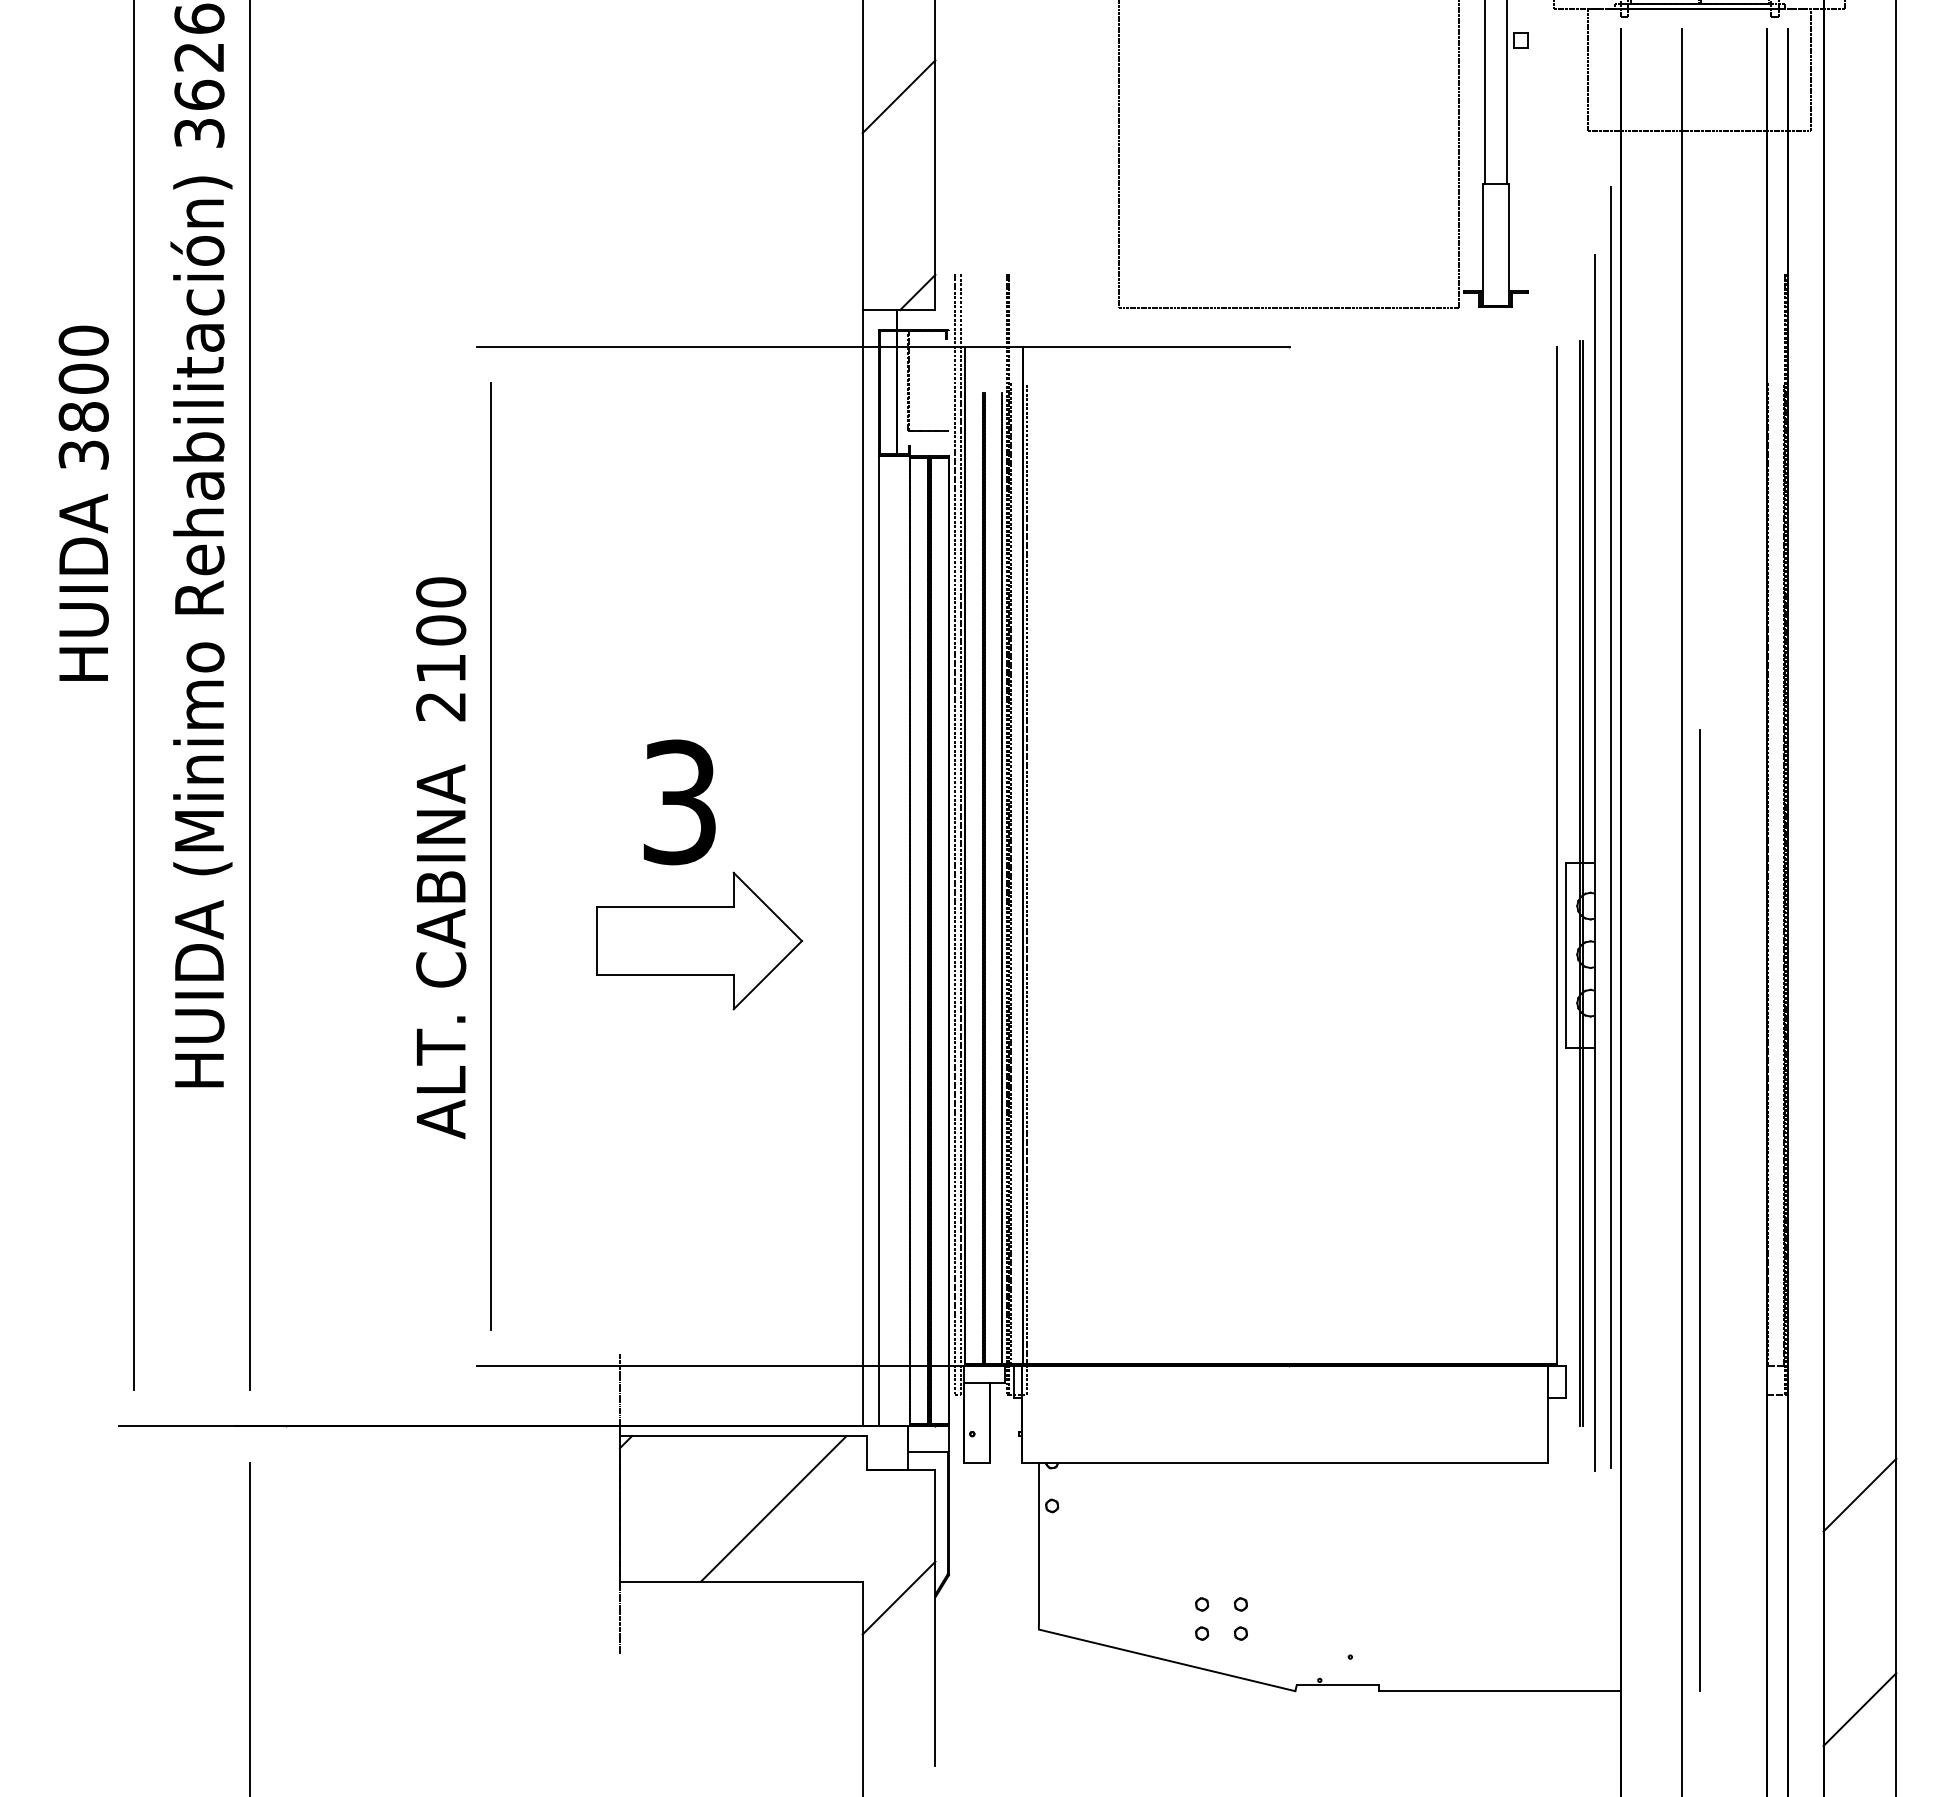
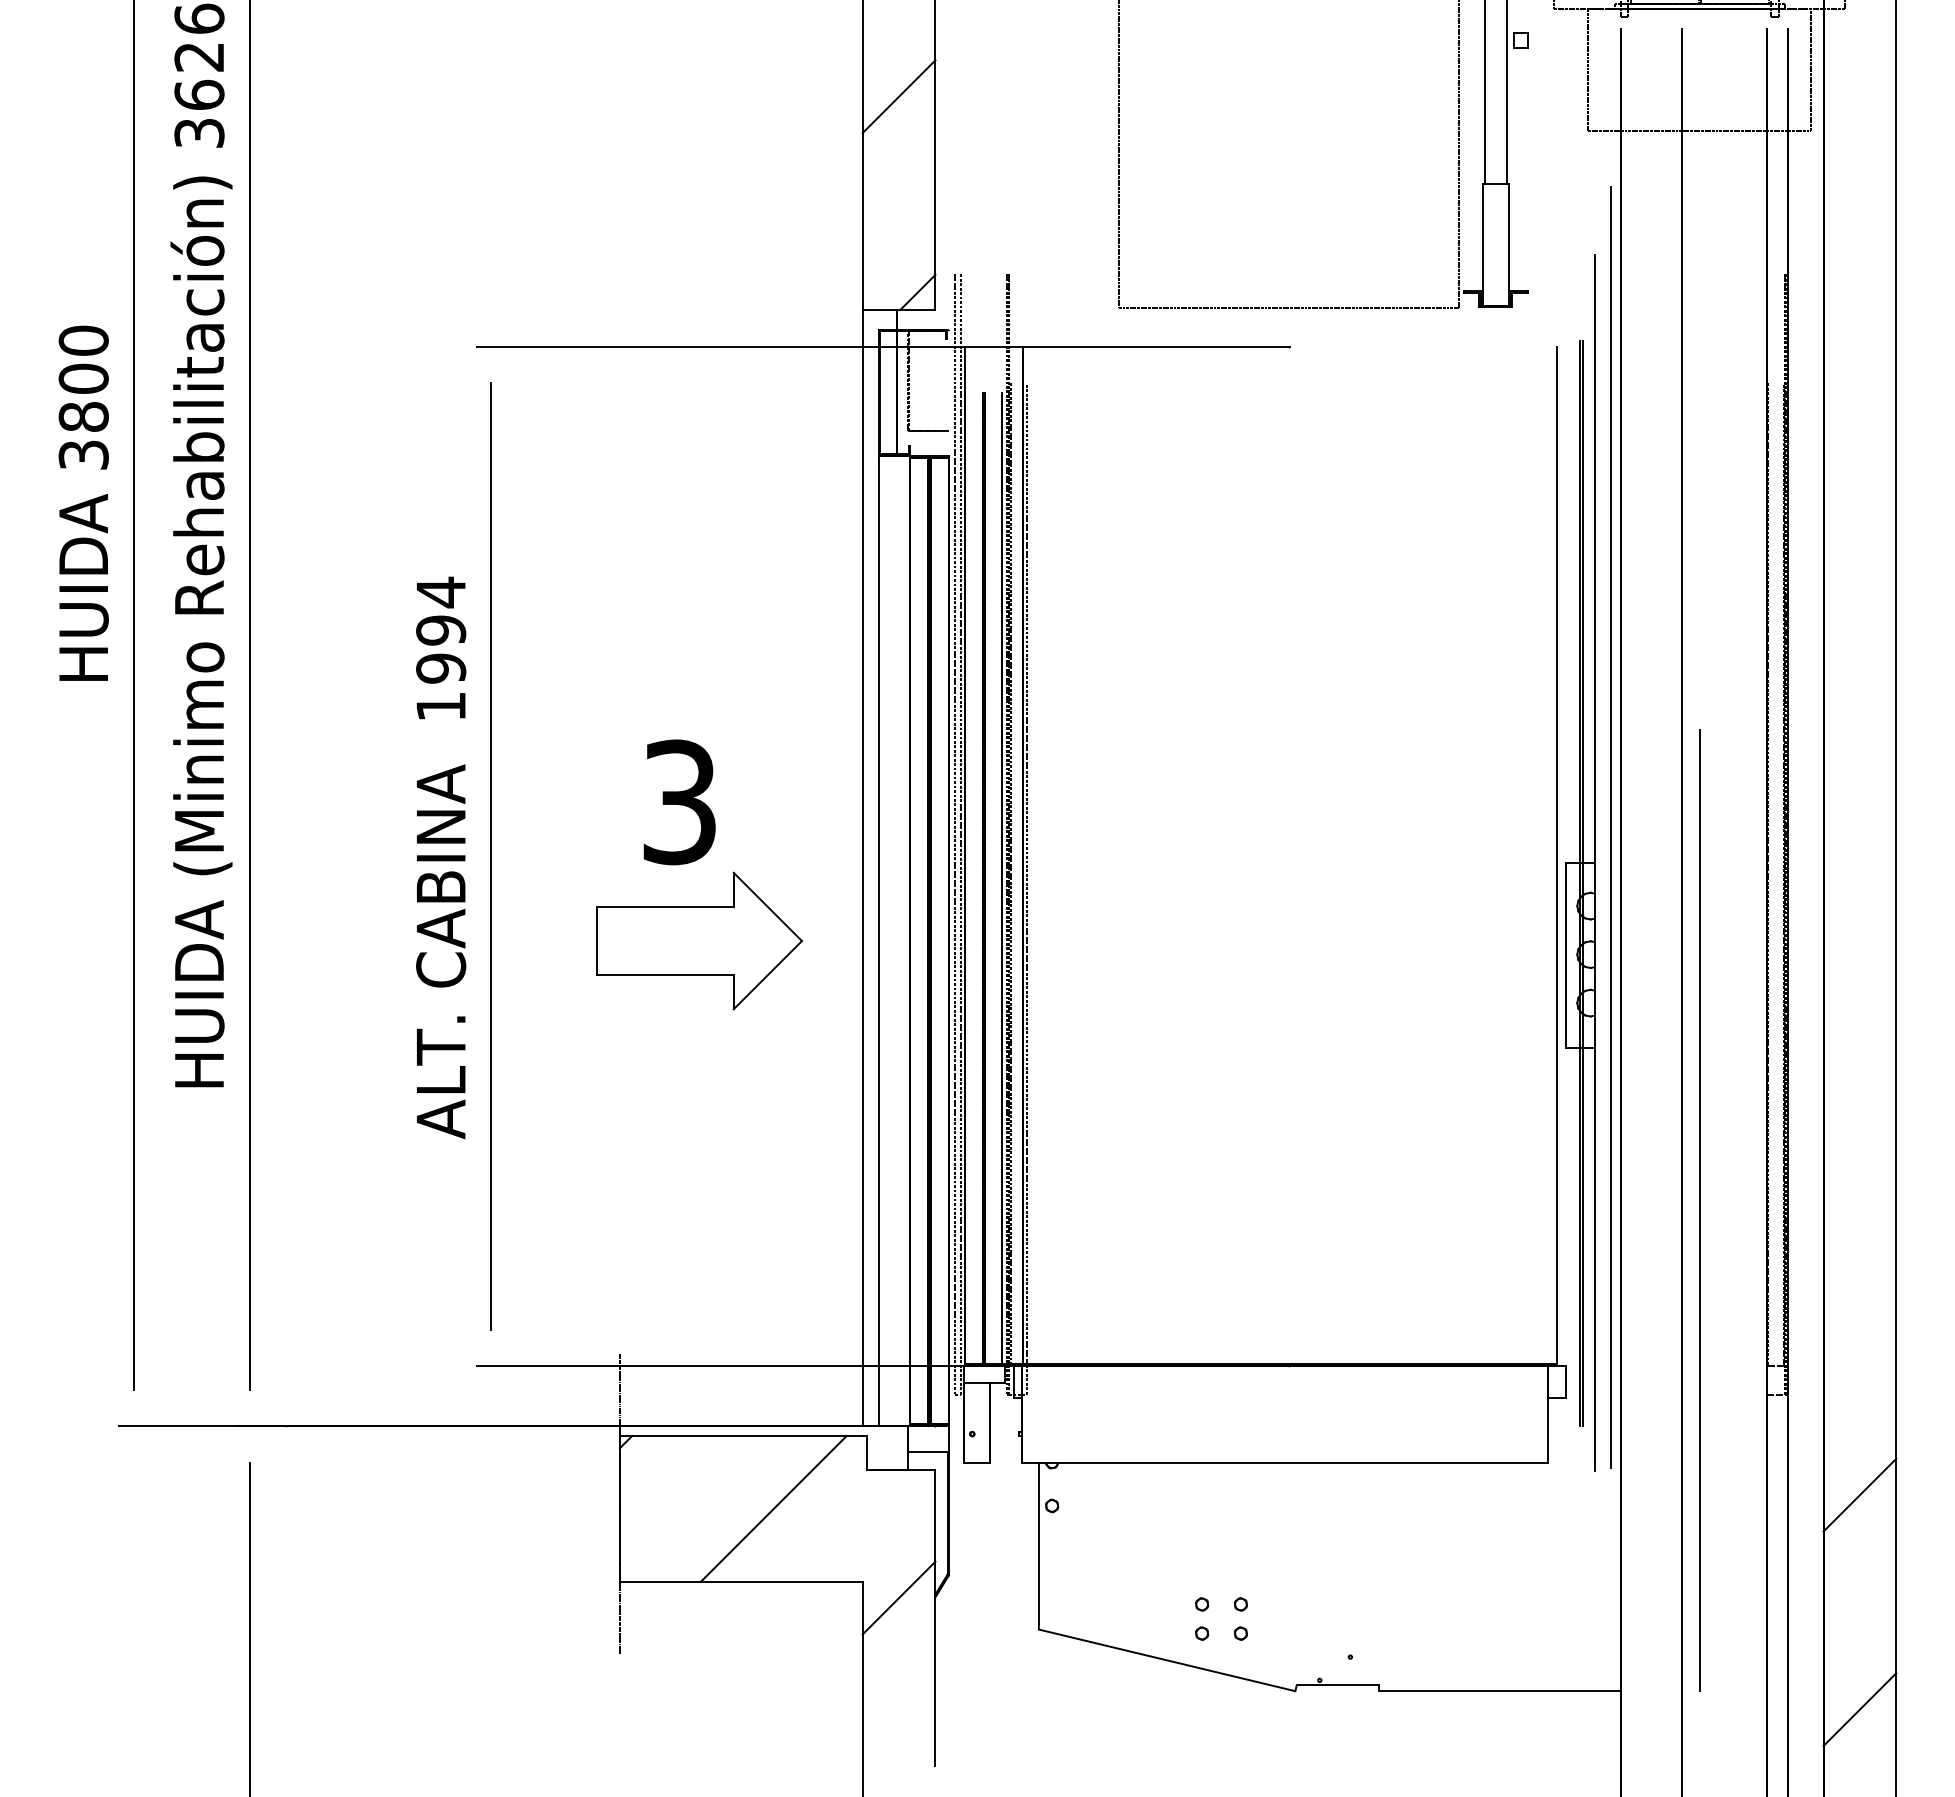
text: 2100 -> 1994 (441, 648)
